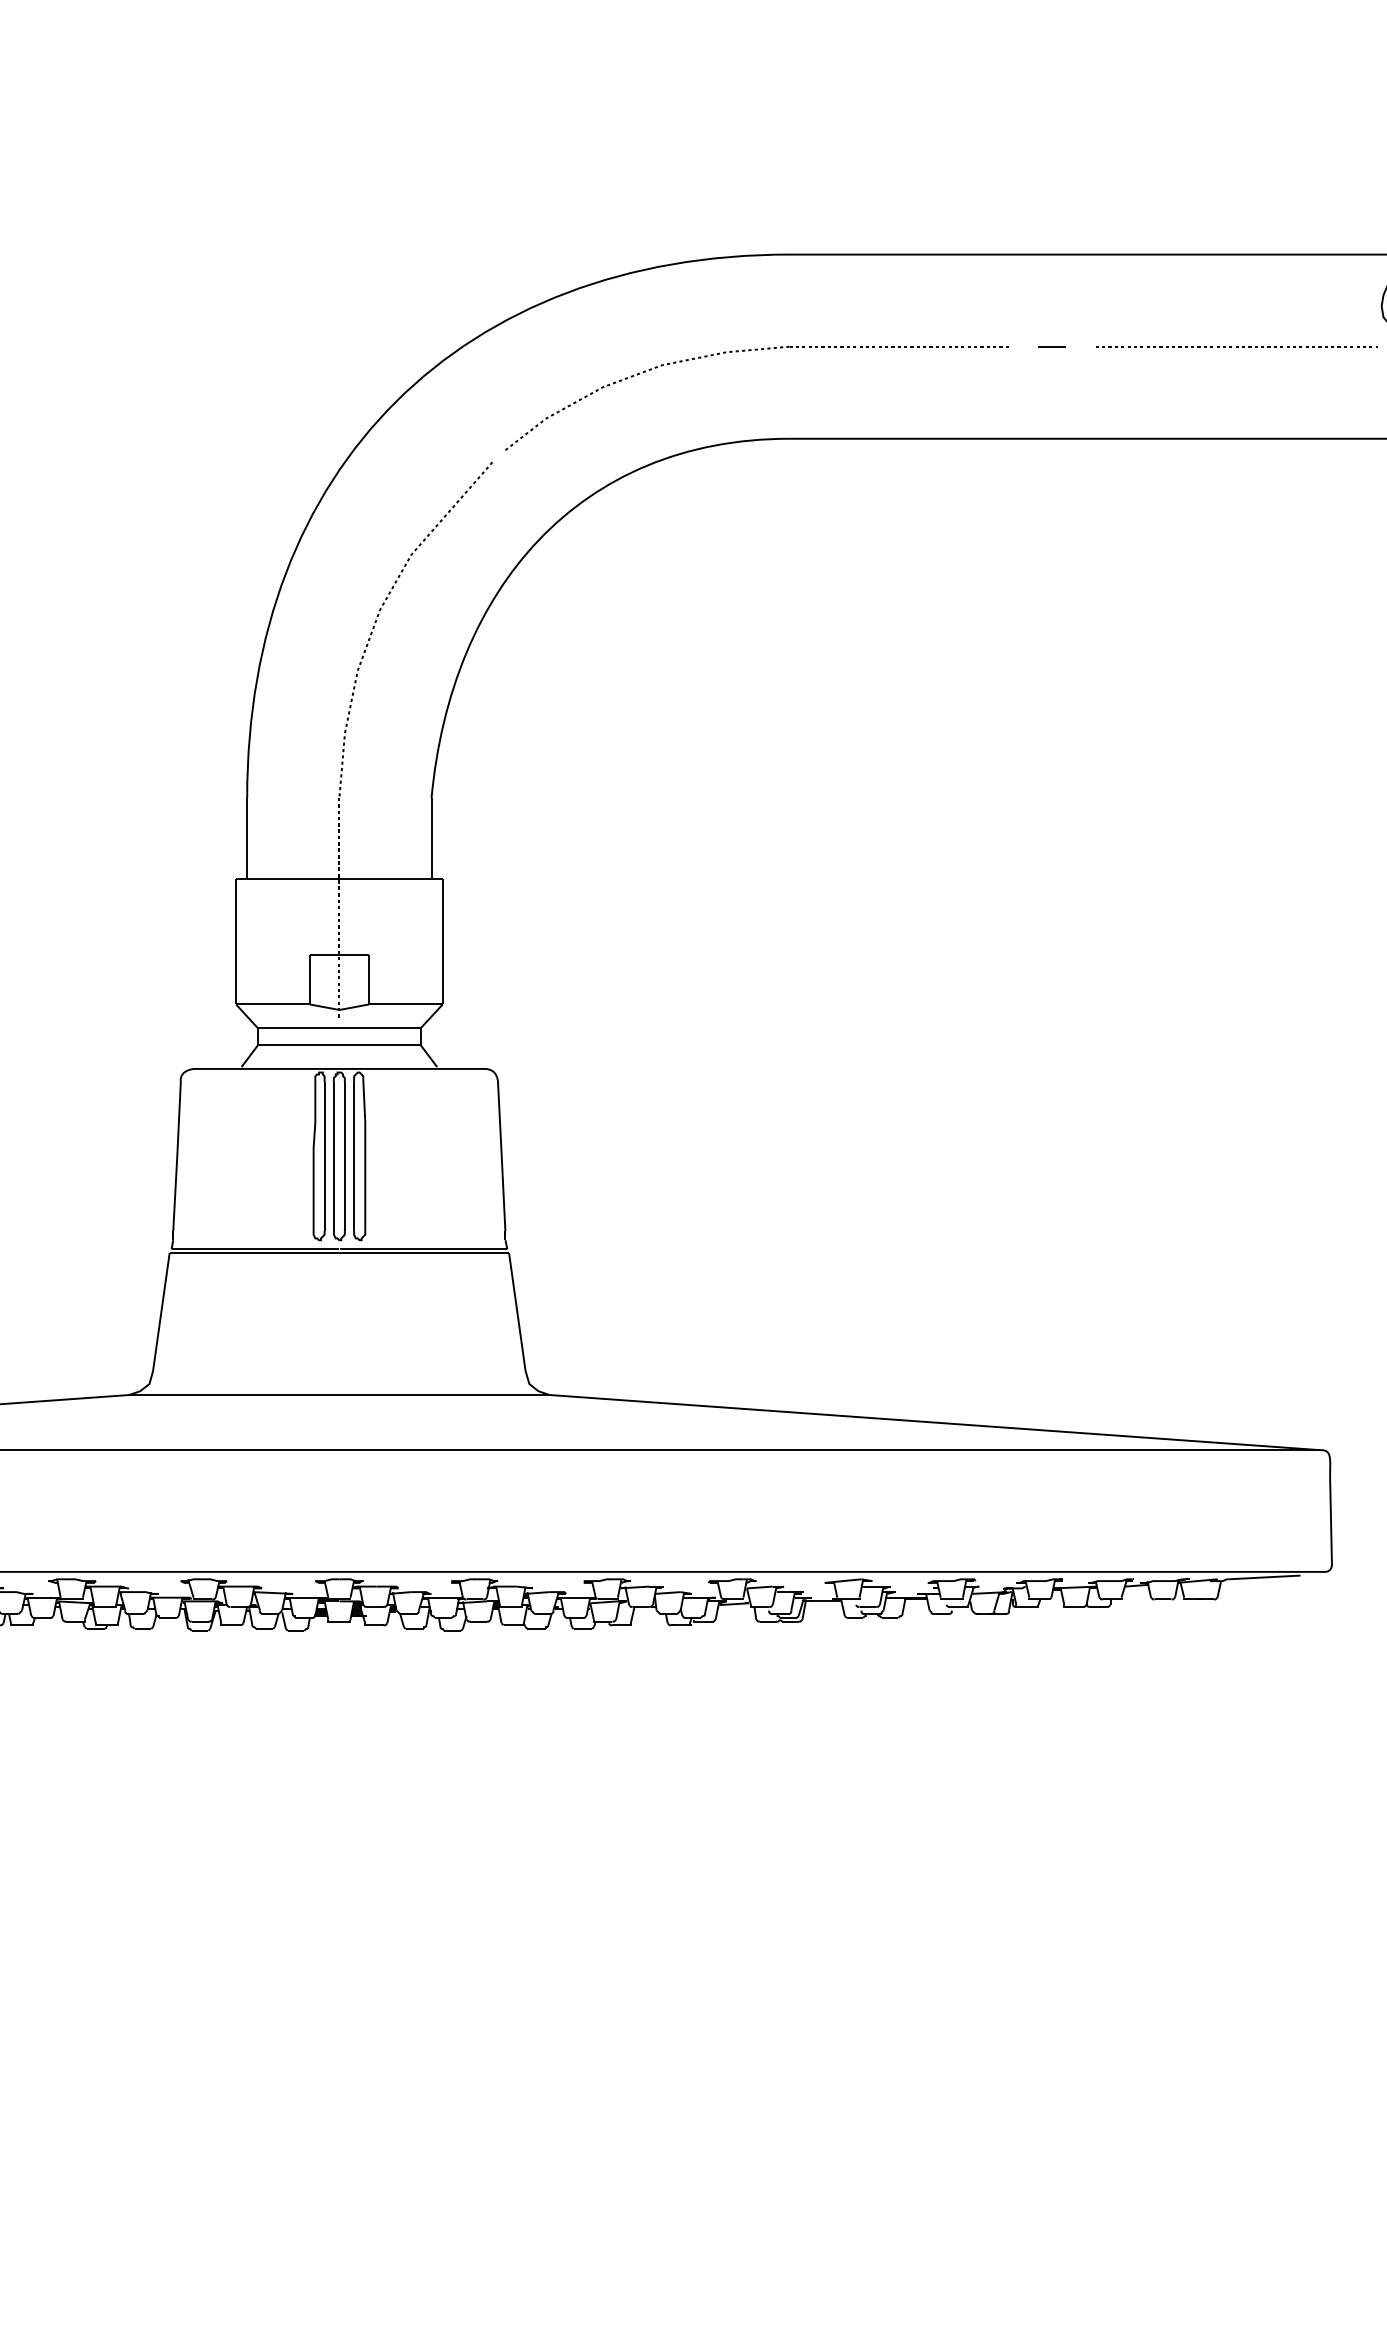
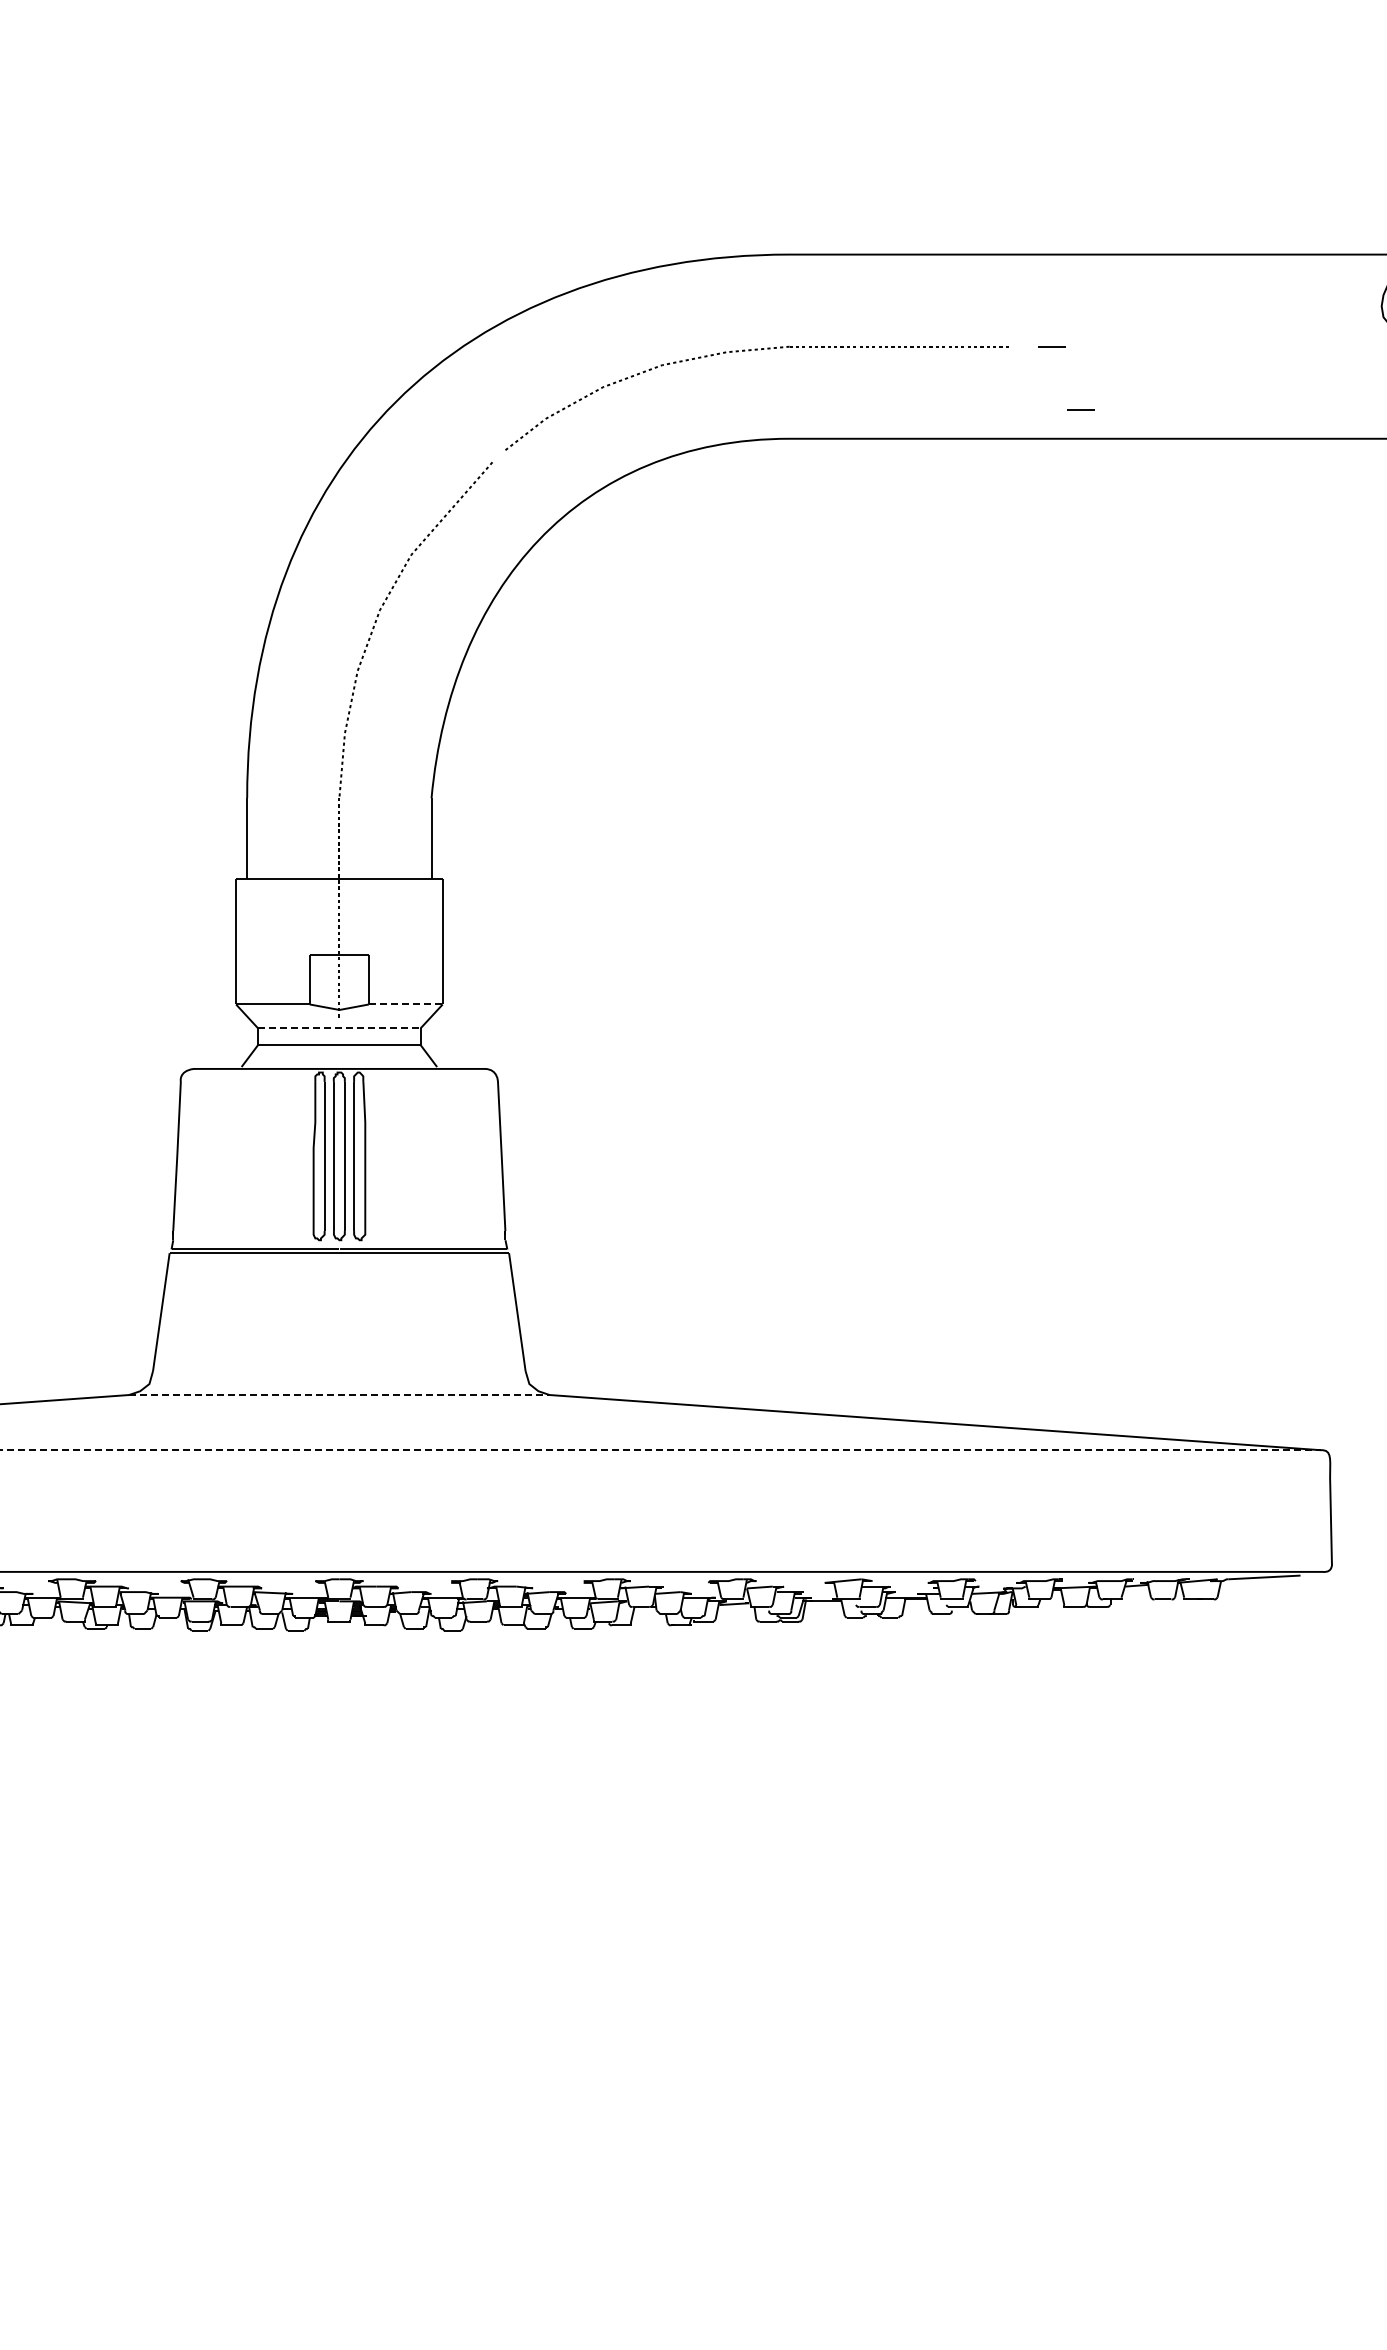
line: present -> none (1236, 346)
line: none -> present (1080, 409)
line: solid -> dashed (405, 1004)
line: solid -> dashed (339, 1028)
line: solid -> dashed (339, 1395)
line: solid -> dashed (660, 1450)
